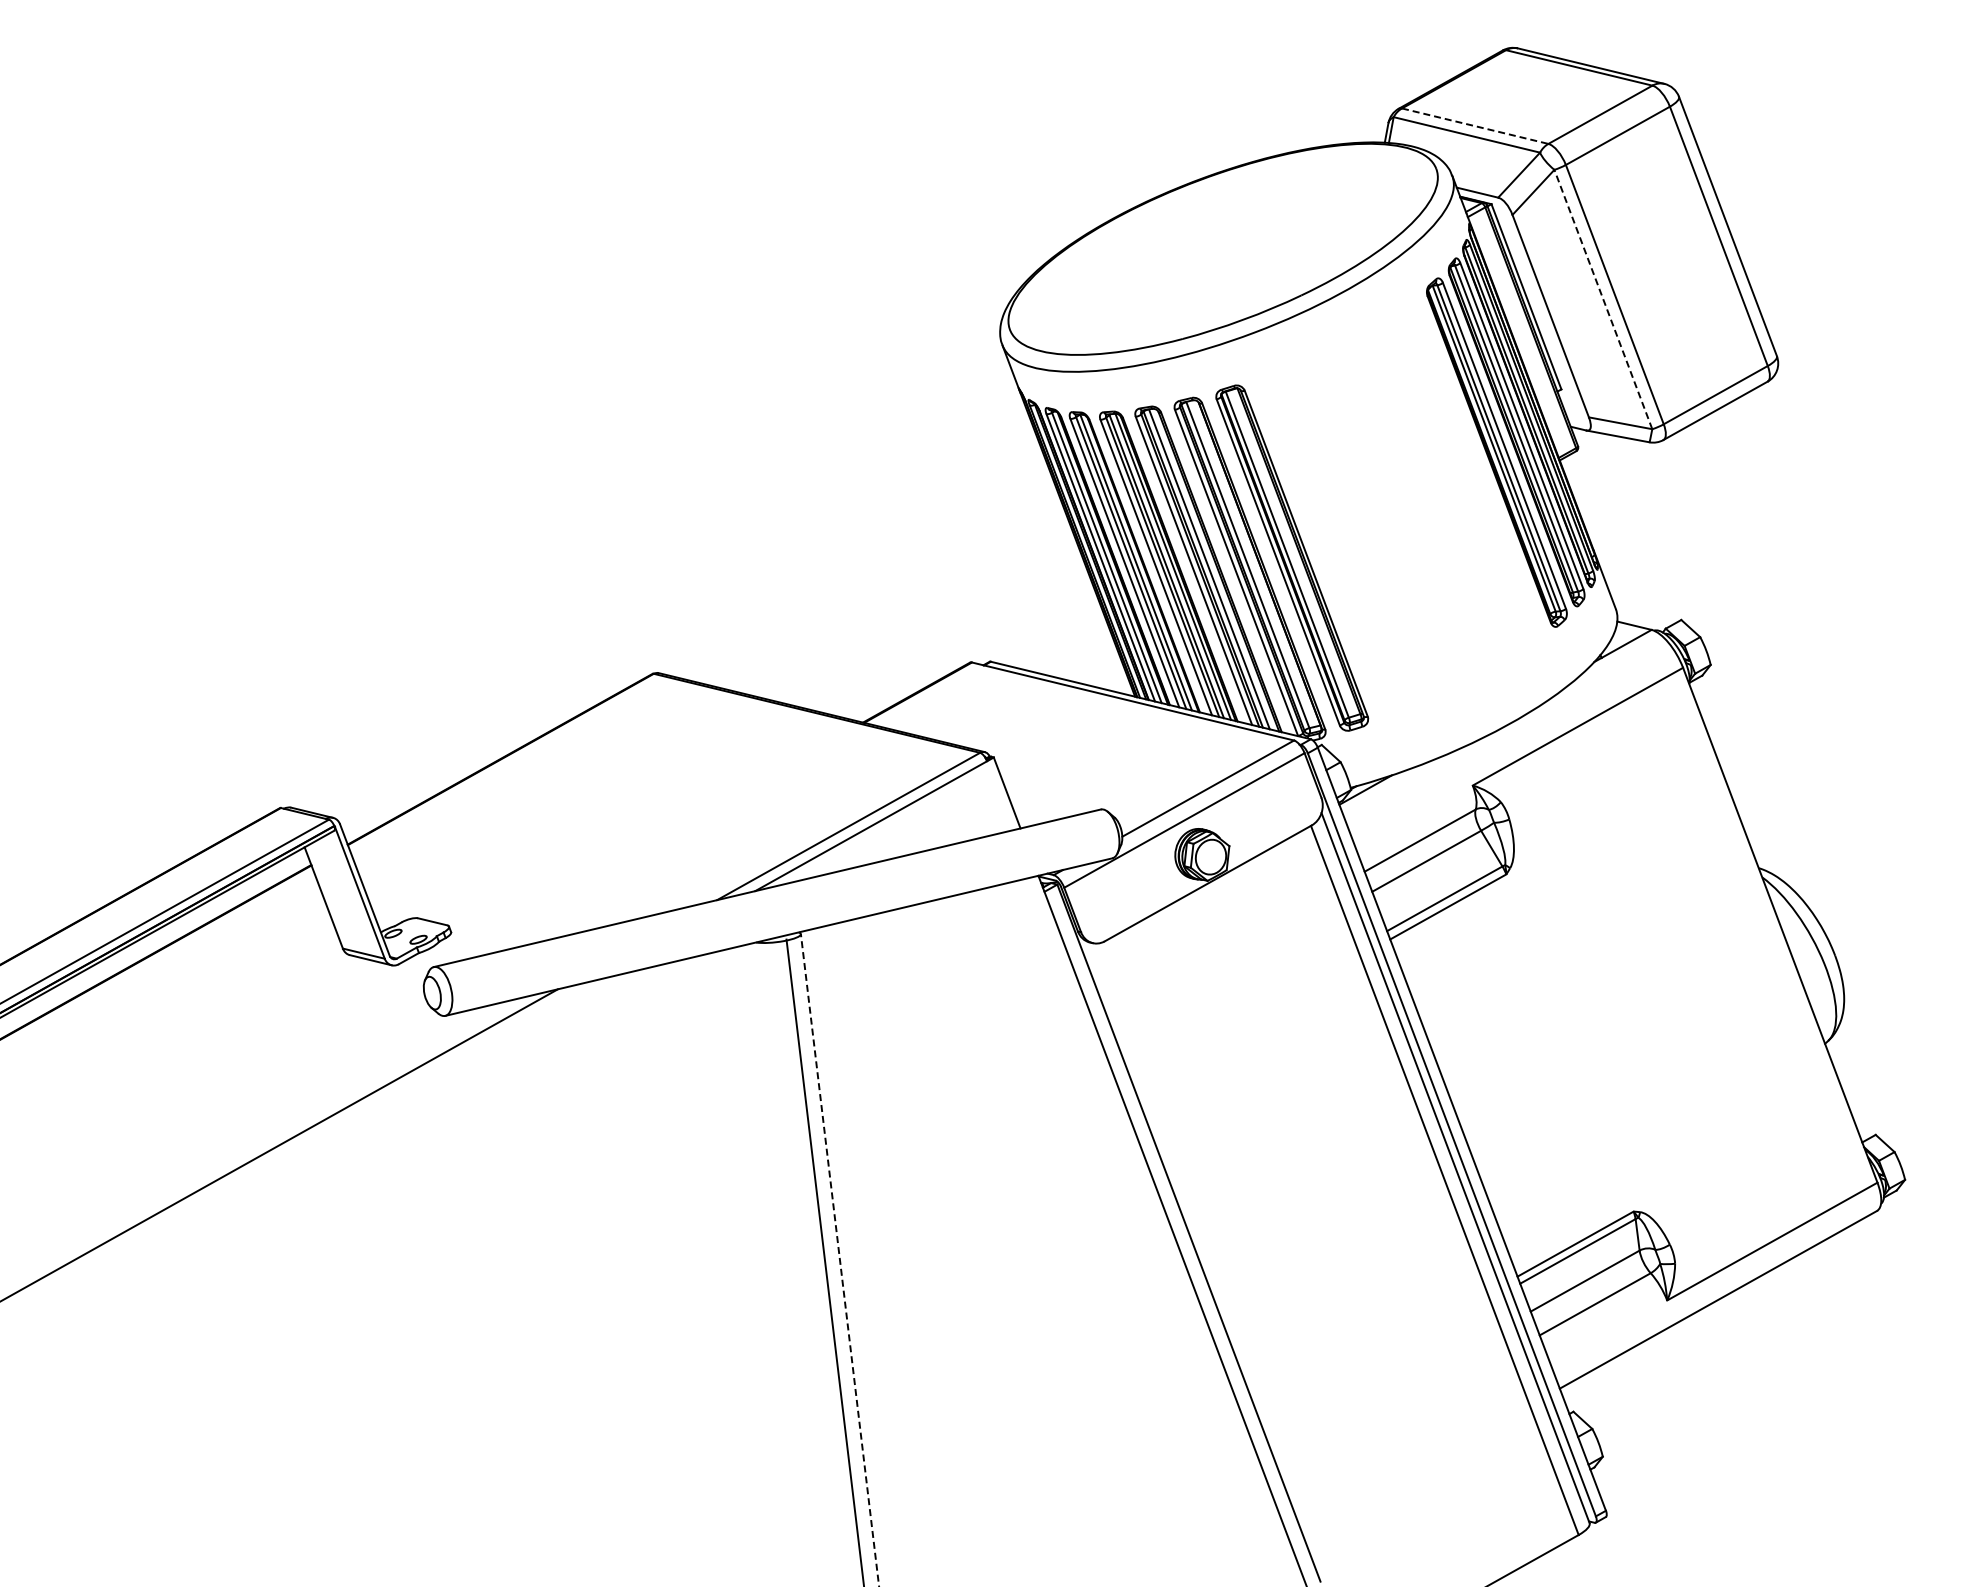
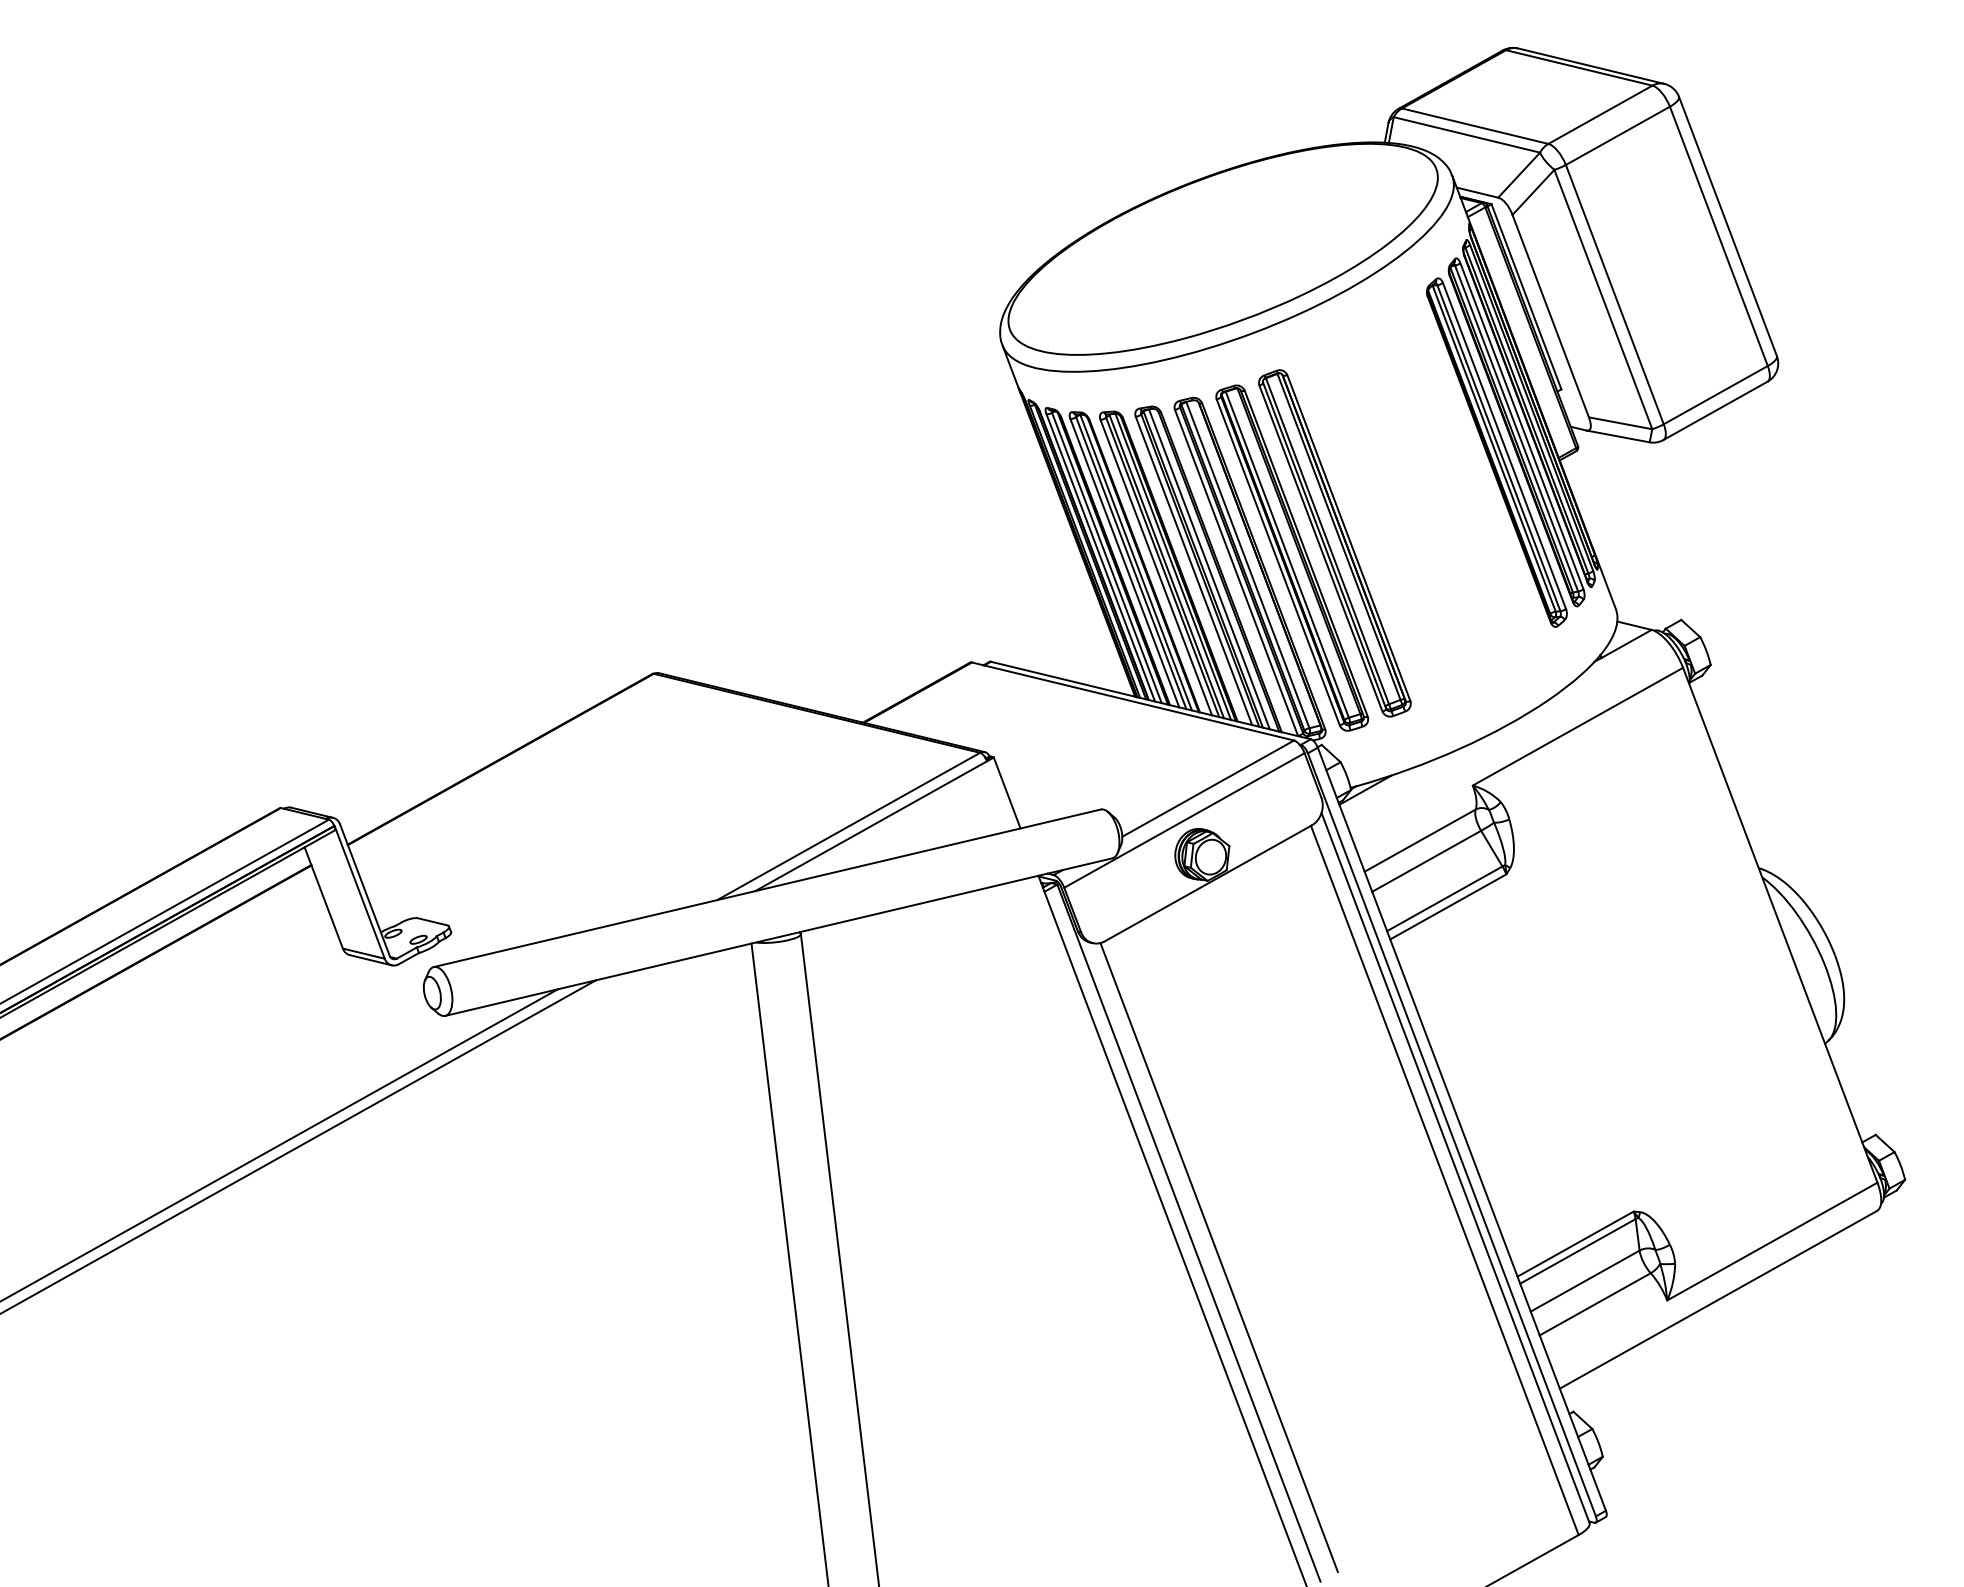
line: dashed -> solid (1475, 126)
line: dashed -> solid (1603, 299)
part: none -> present (1334, 543)
line: none -> present (299, 1146)
line: none -> present (1218, 1257)
line: dashed -> solid (840, 1260)
line position: (824, 1261) -> (789, 1263) (789, 1263)
